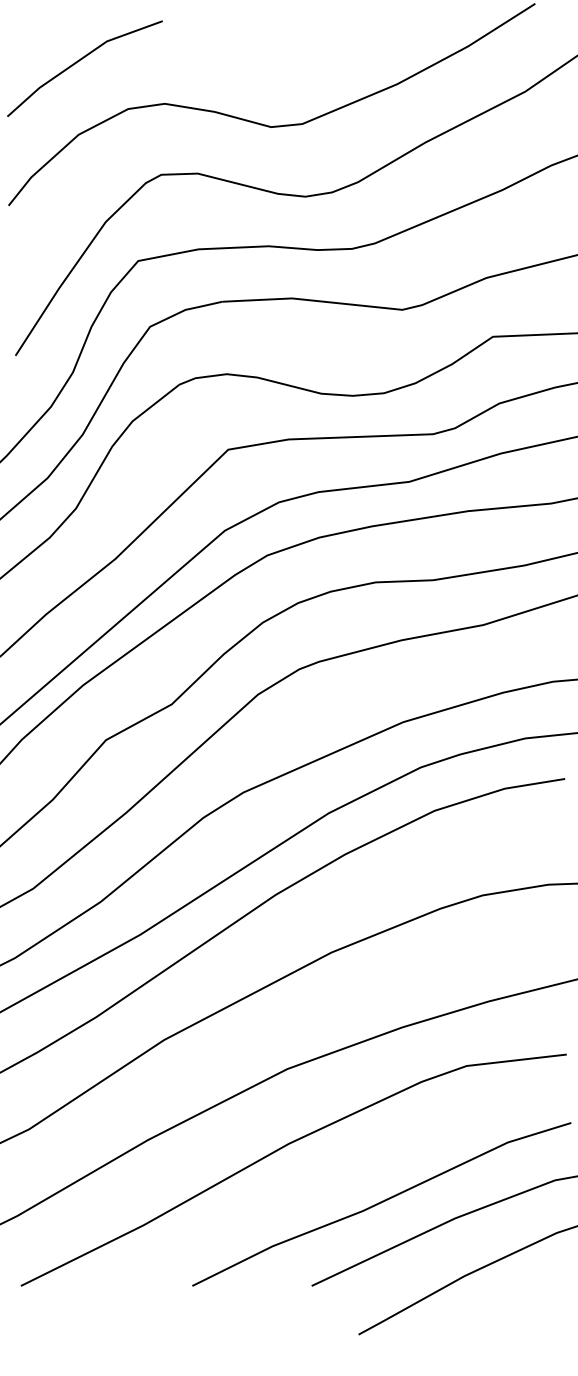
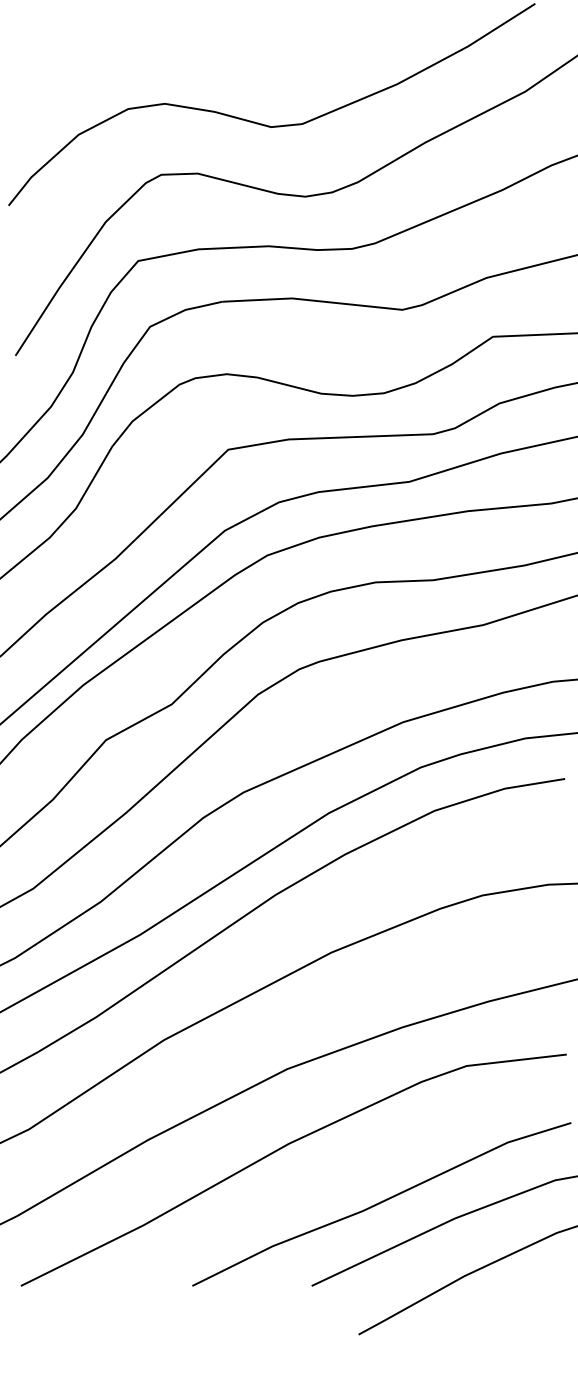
line: present -> none (78, 62)
